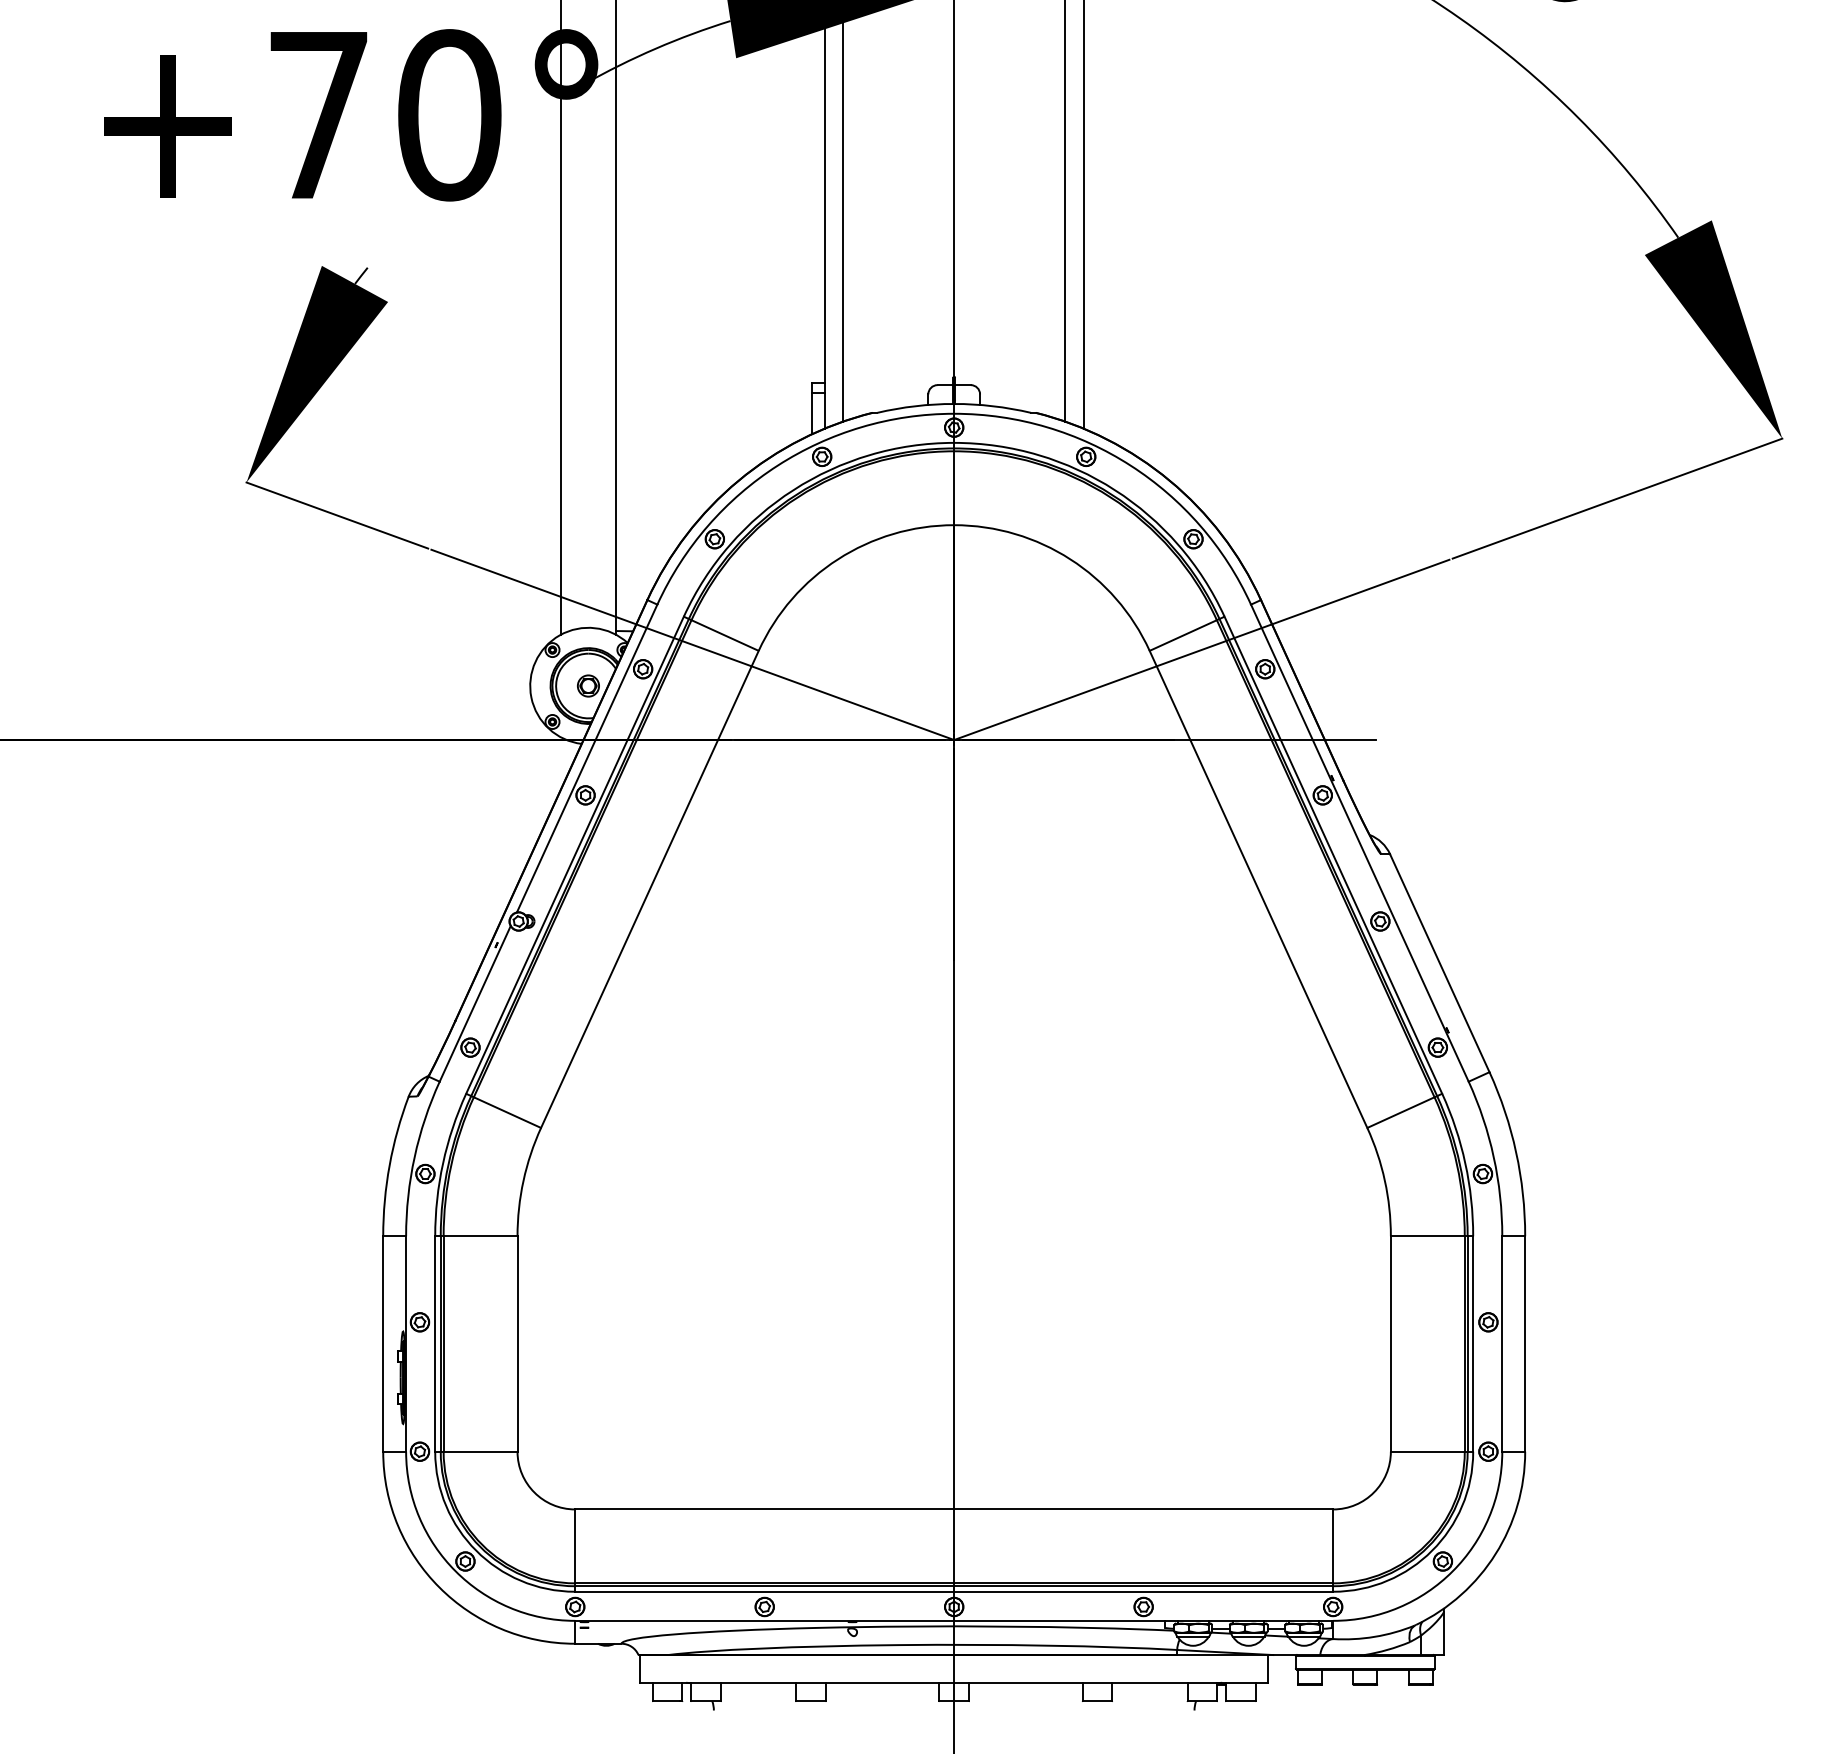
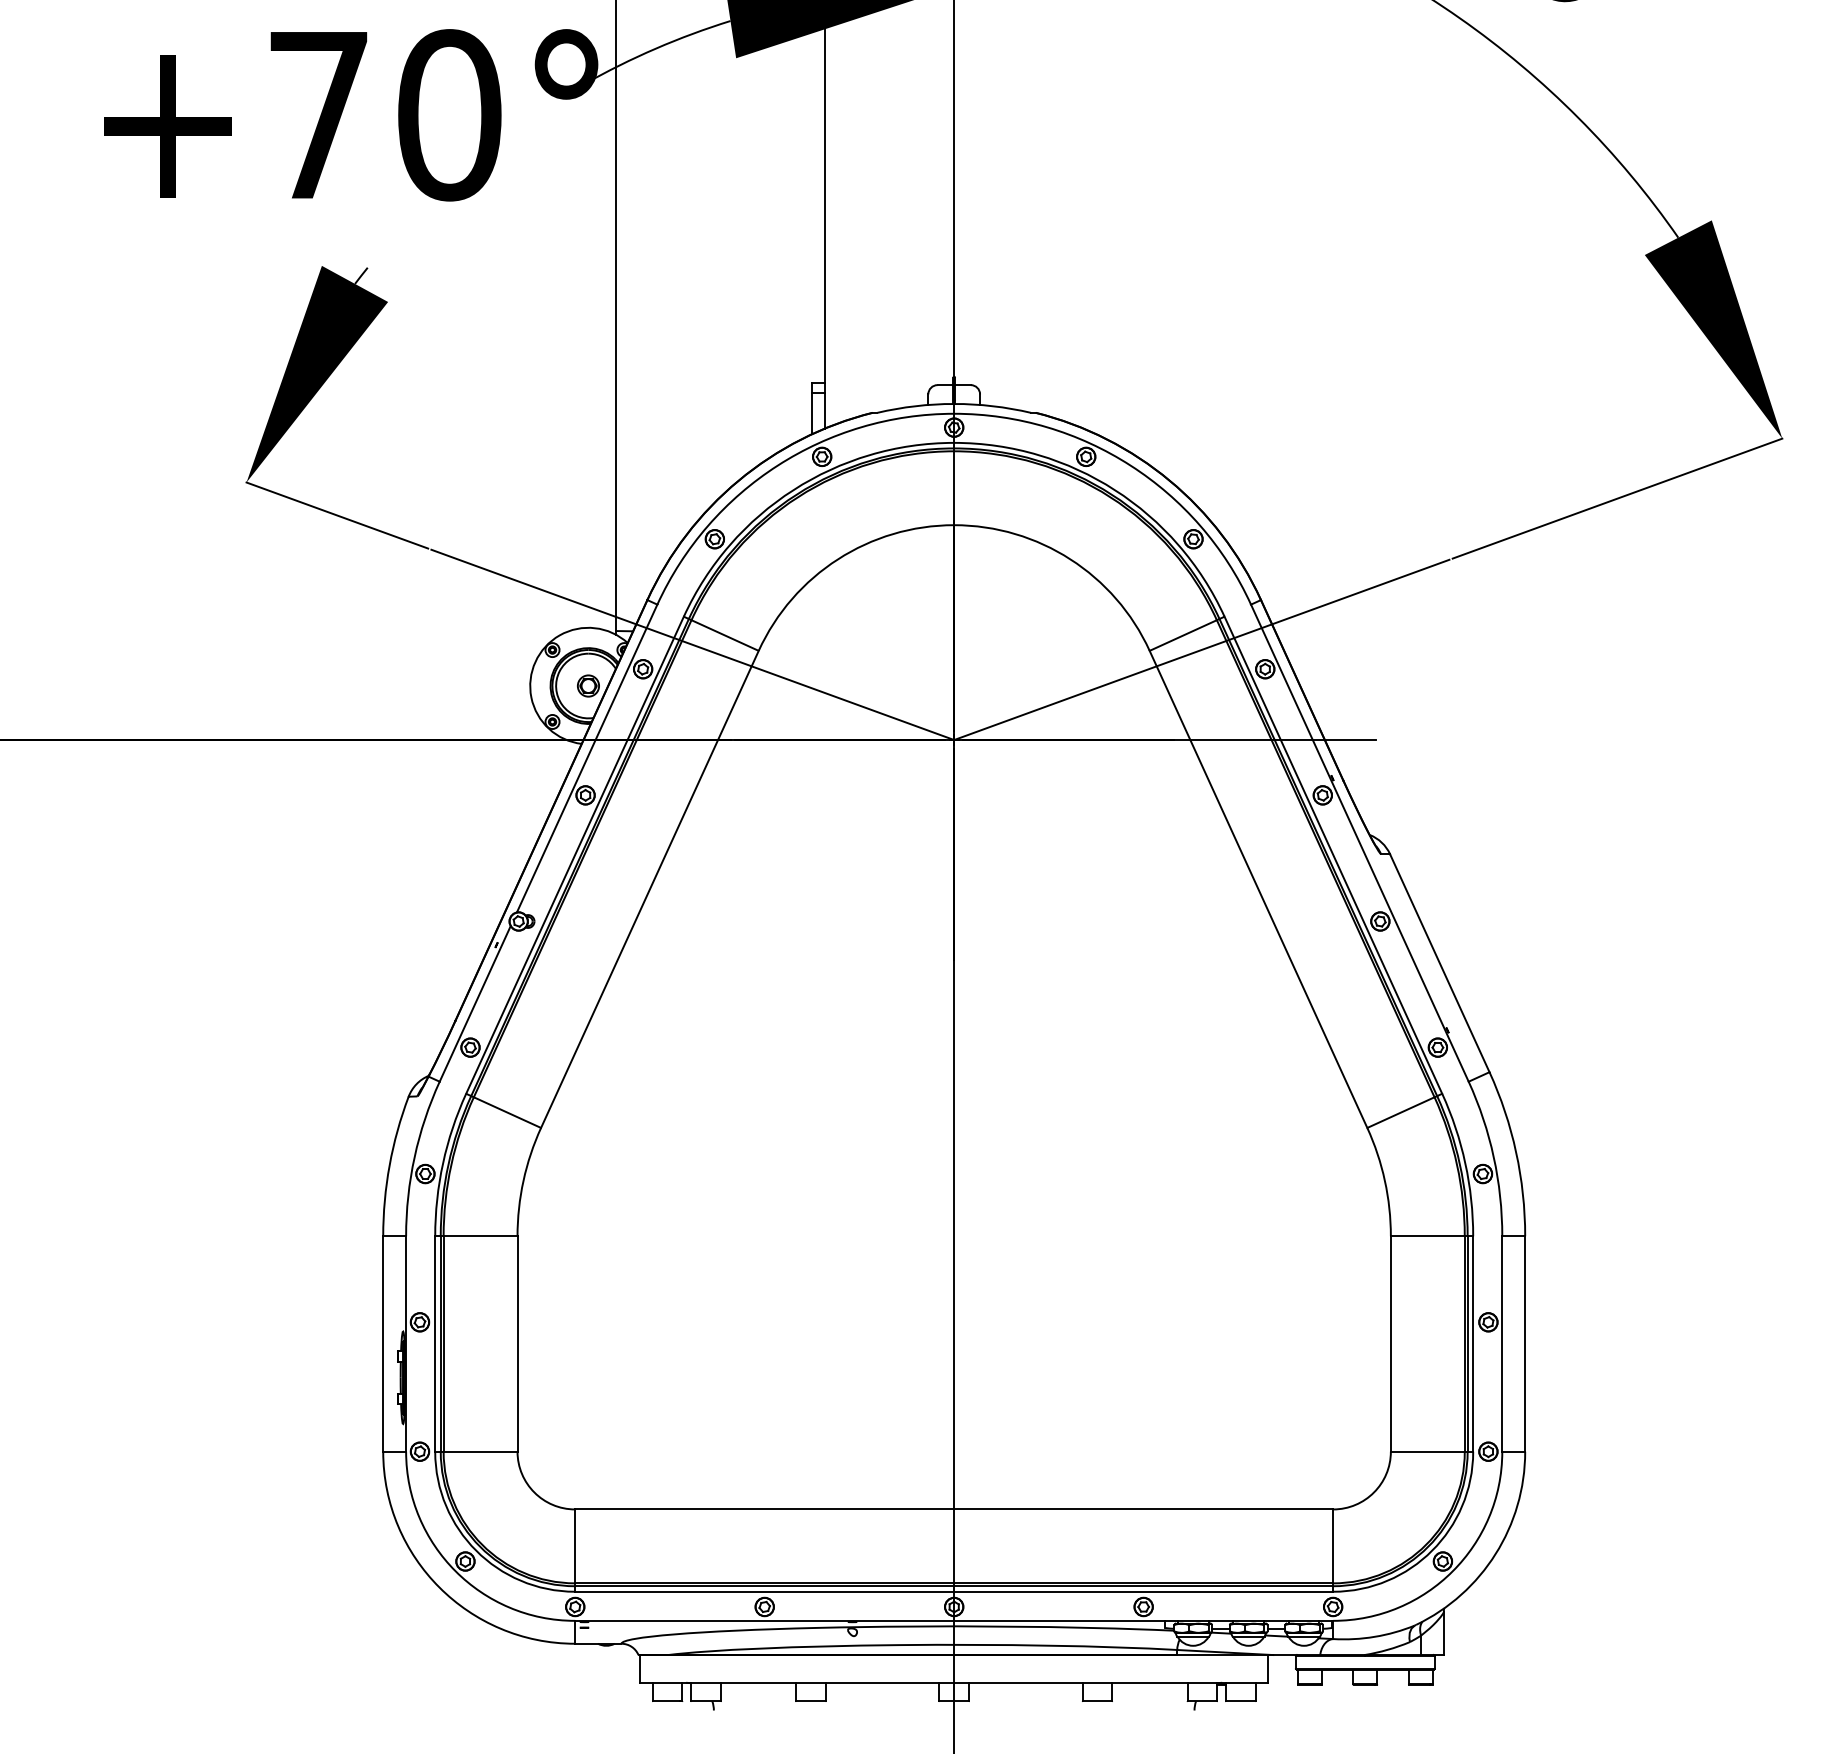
line: present -> none (843, 211)
line: present -> none (1065, 211)
line: present -> none (1083, 215)
line: present -> none (560, 318)
